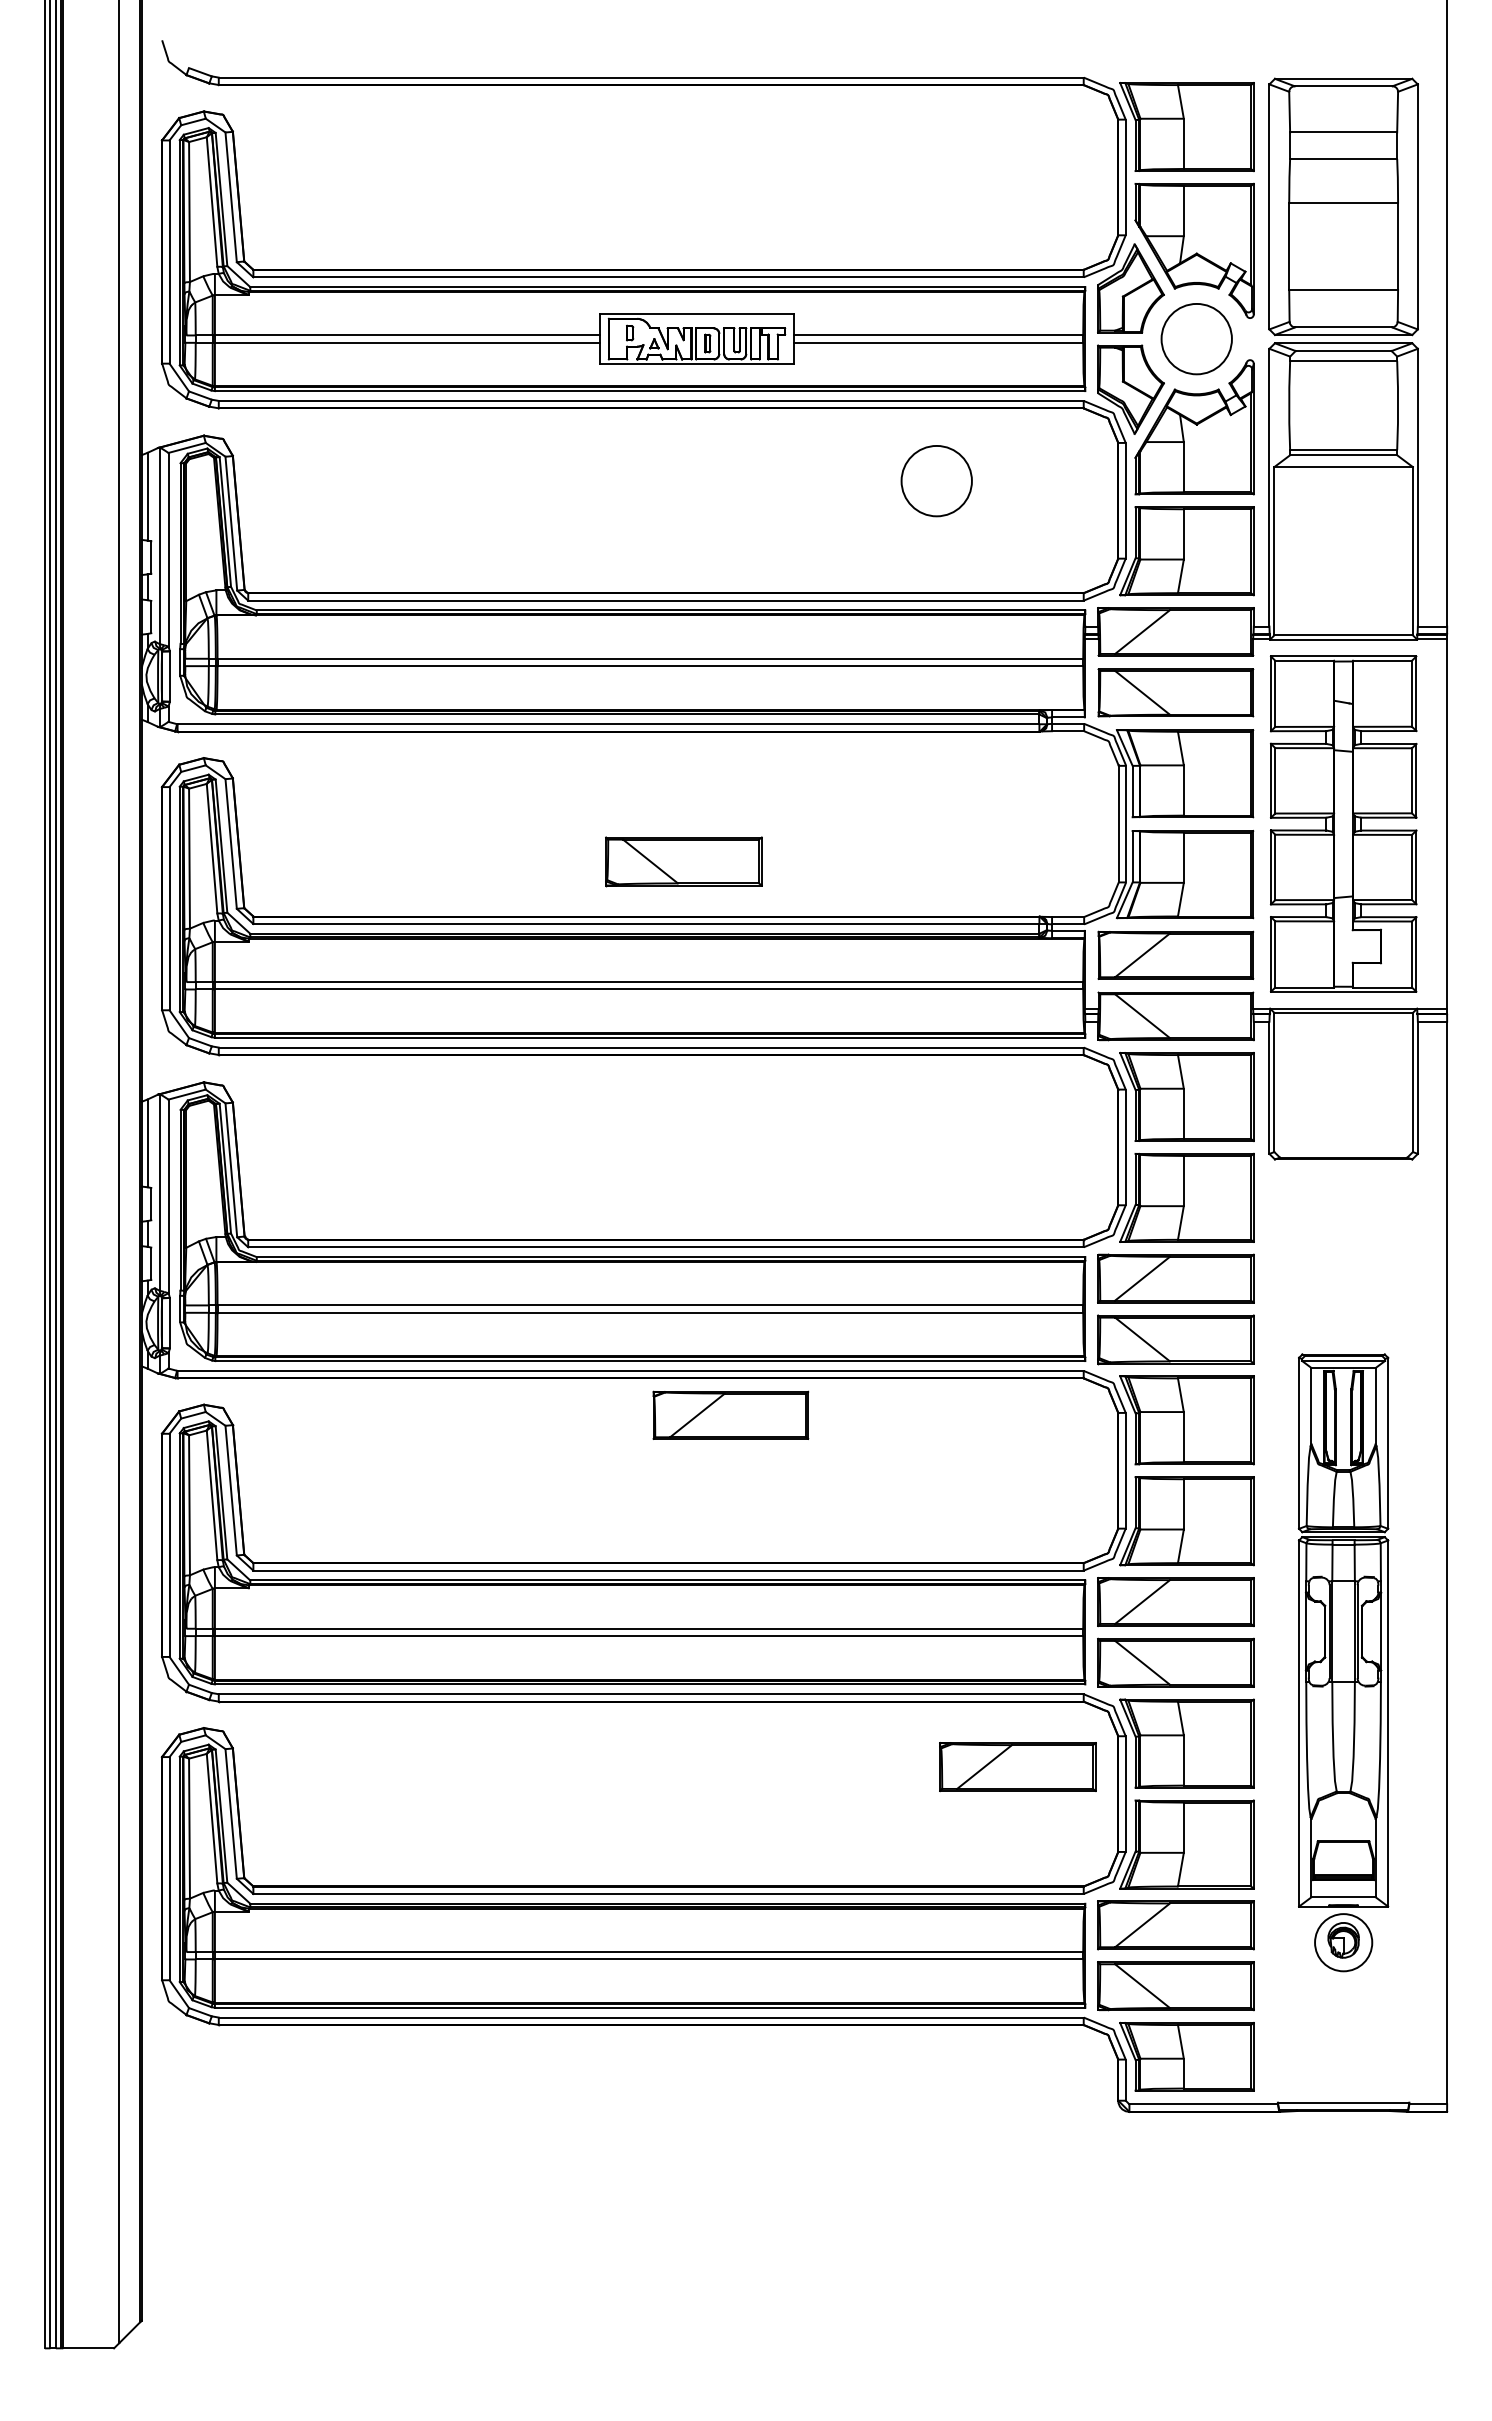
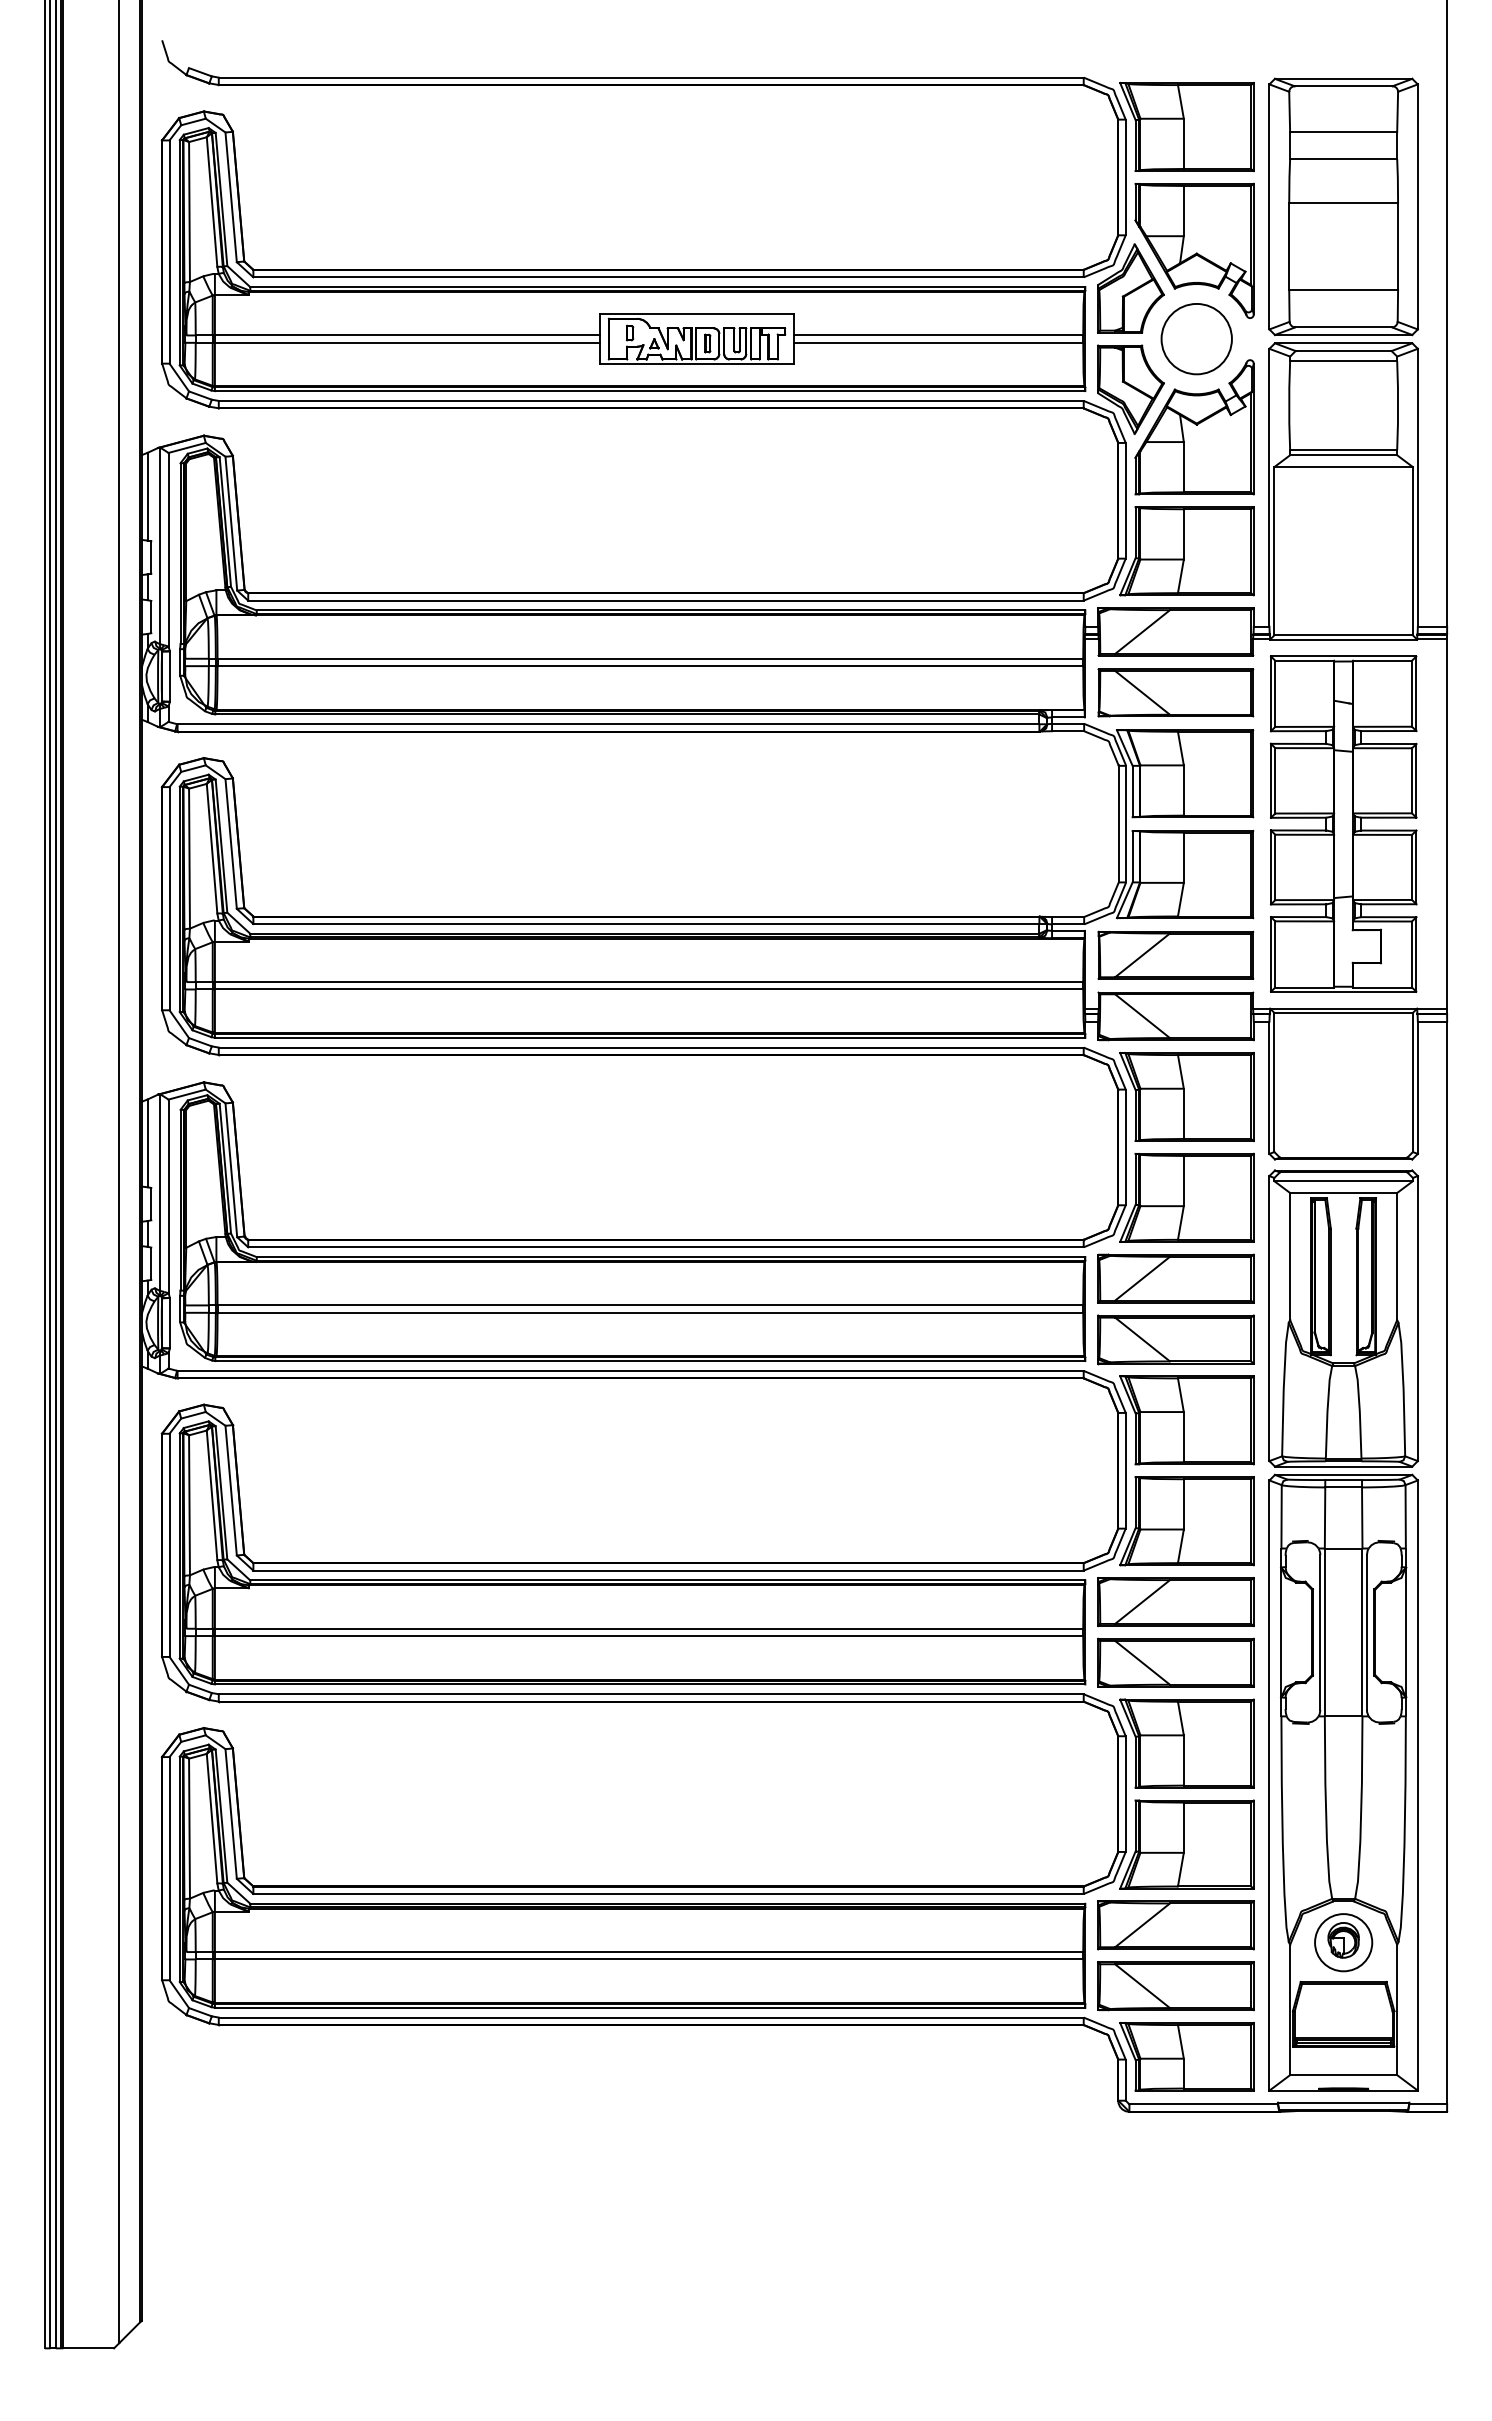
circle: present -> none (936, 481)
part: present -> none (683, 861)
part: present -> none (730, 1414)
part size: 92x555 px -> 151x923 px (1343, 1630)
part: present -> none (1017, 1767)
